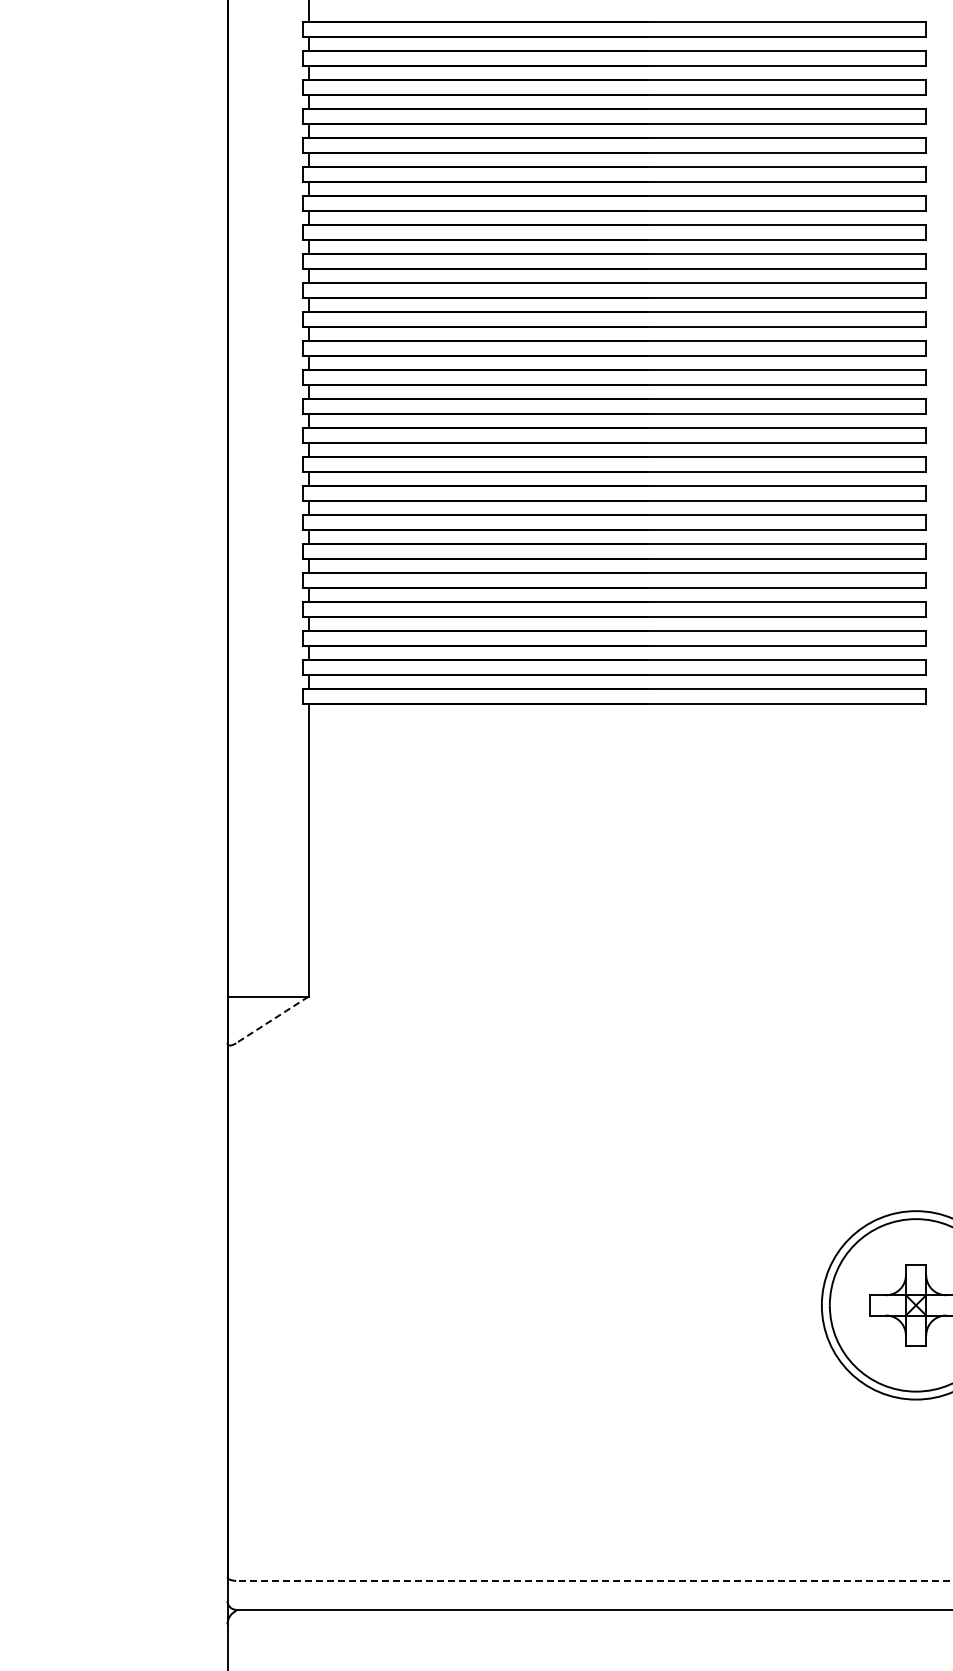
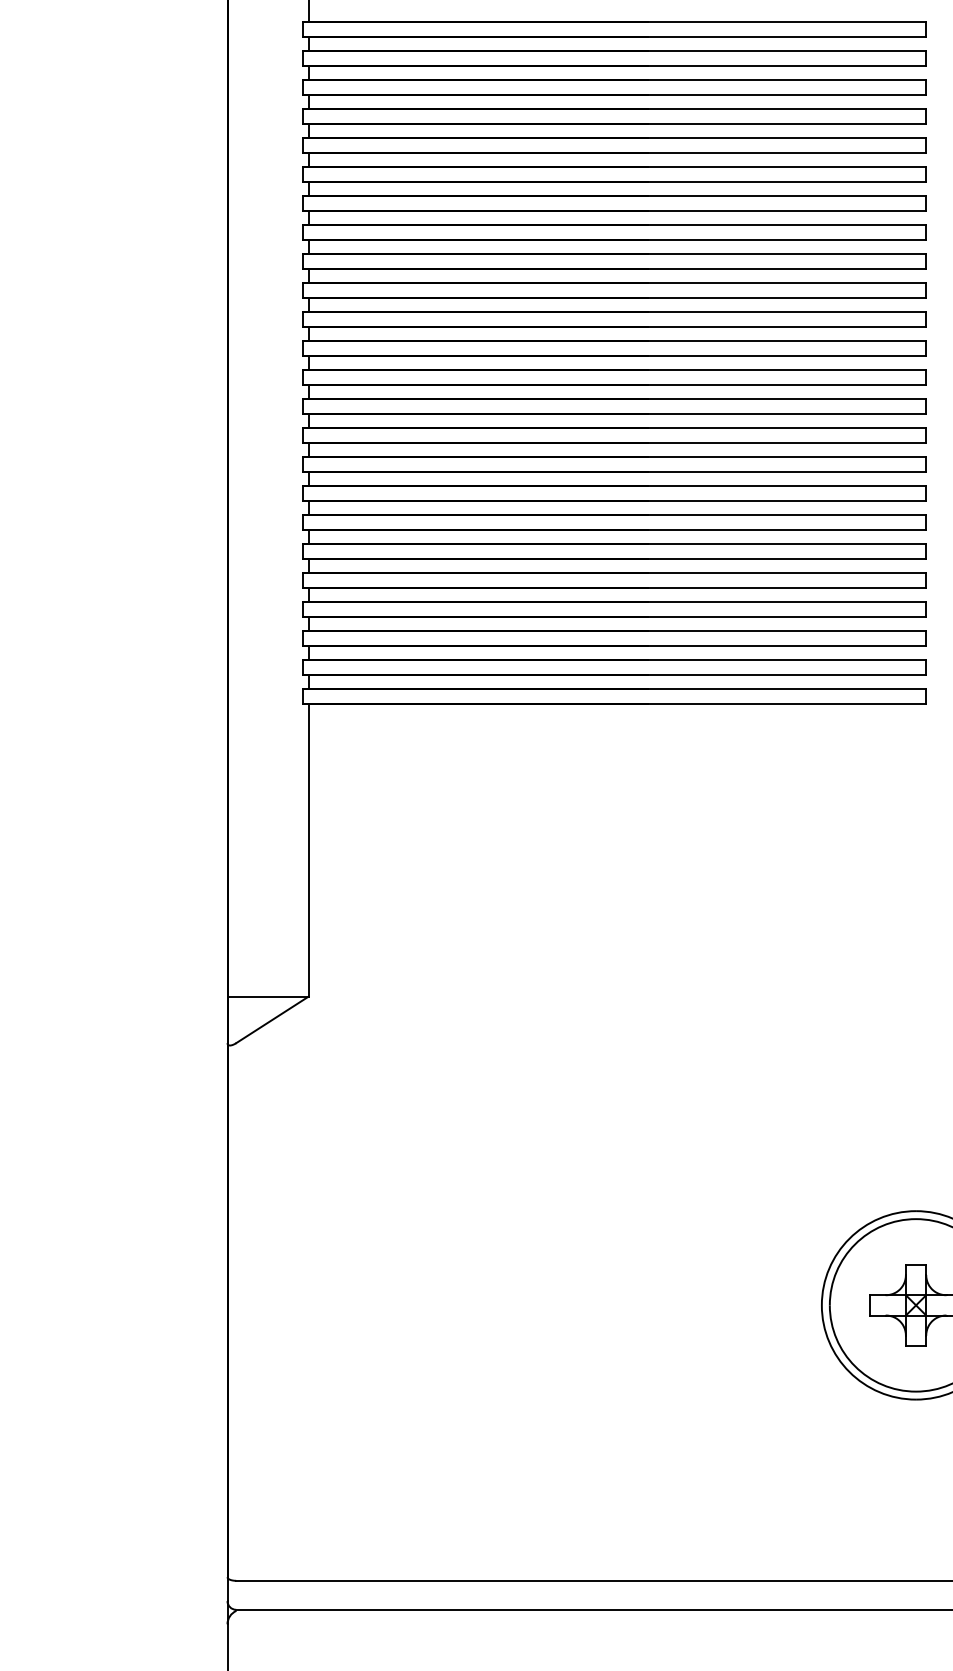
line: dashed -> solid (272, 1020)
line: dashed -> solid (594, 1580)
